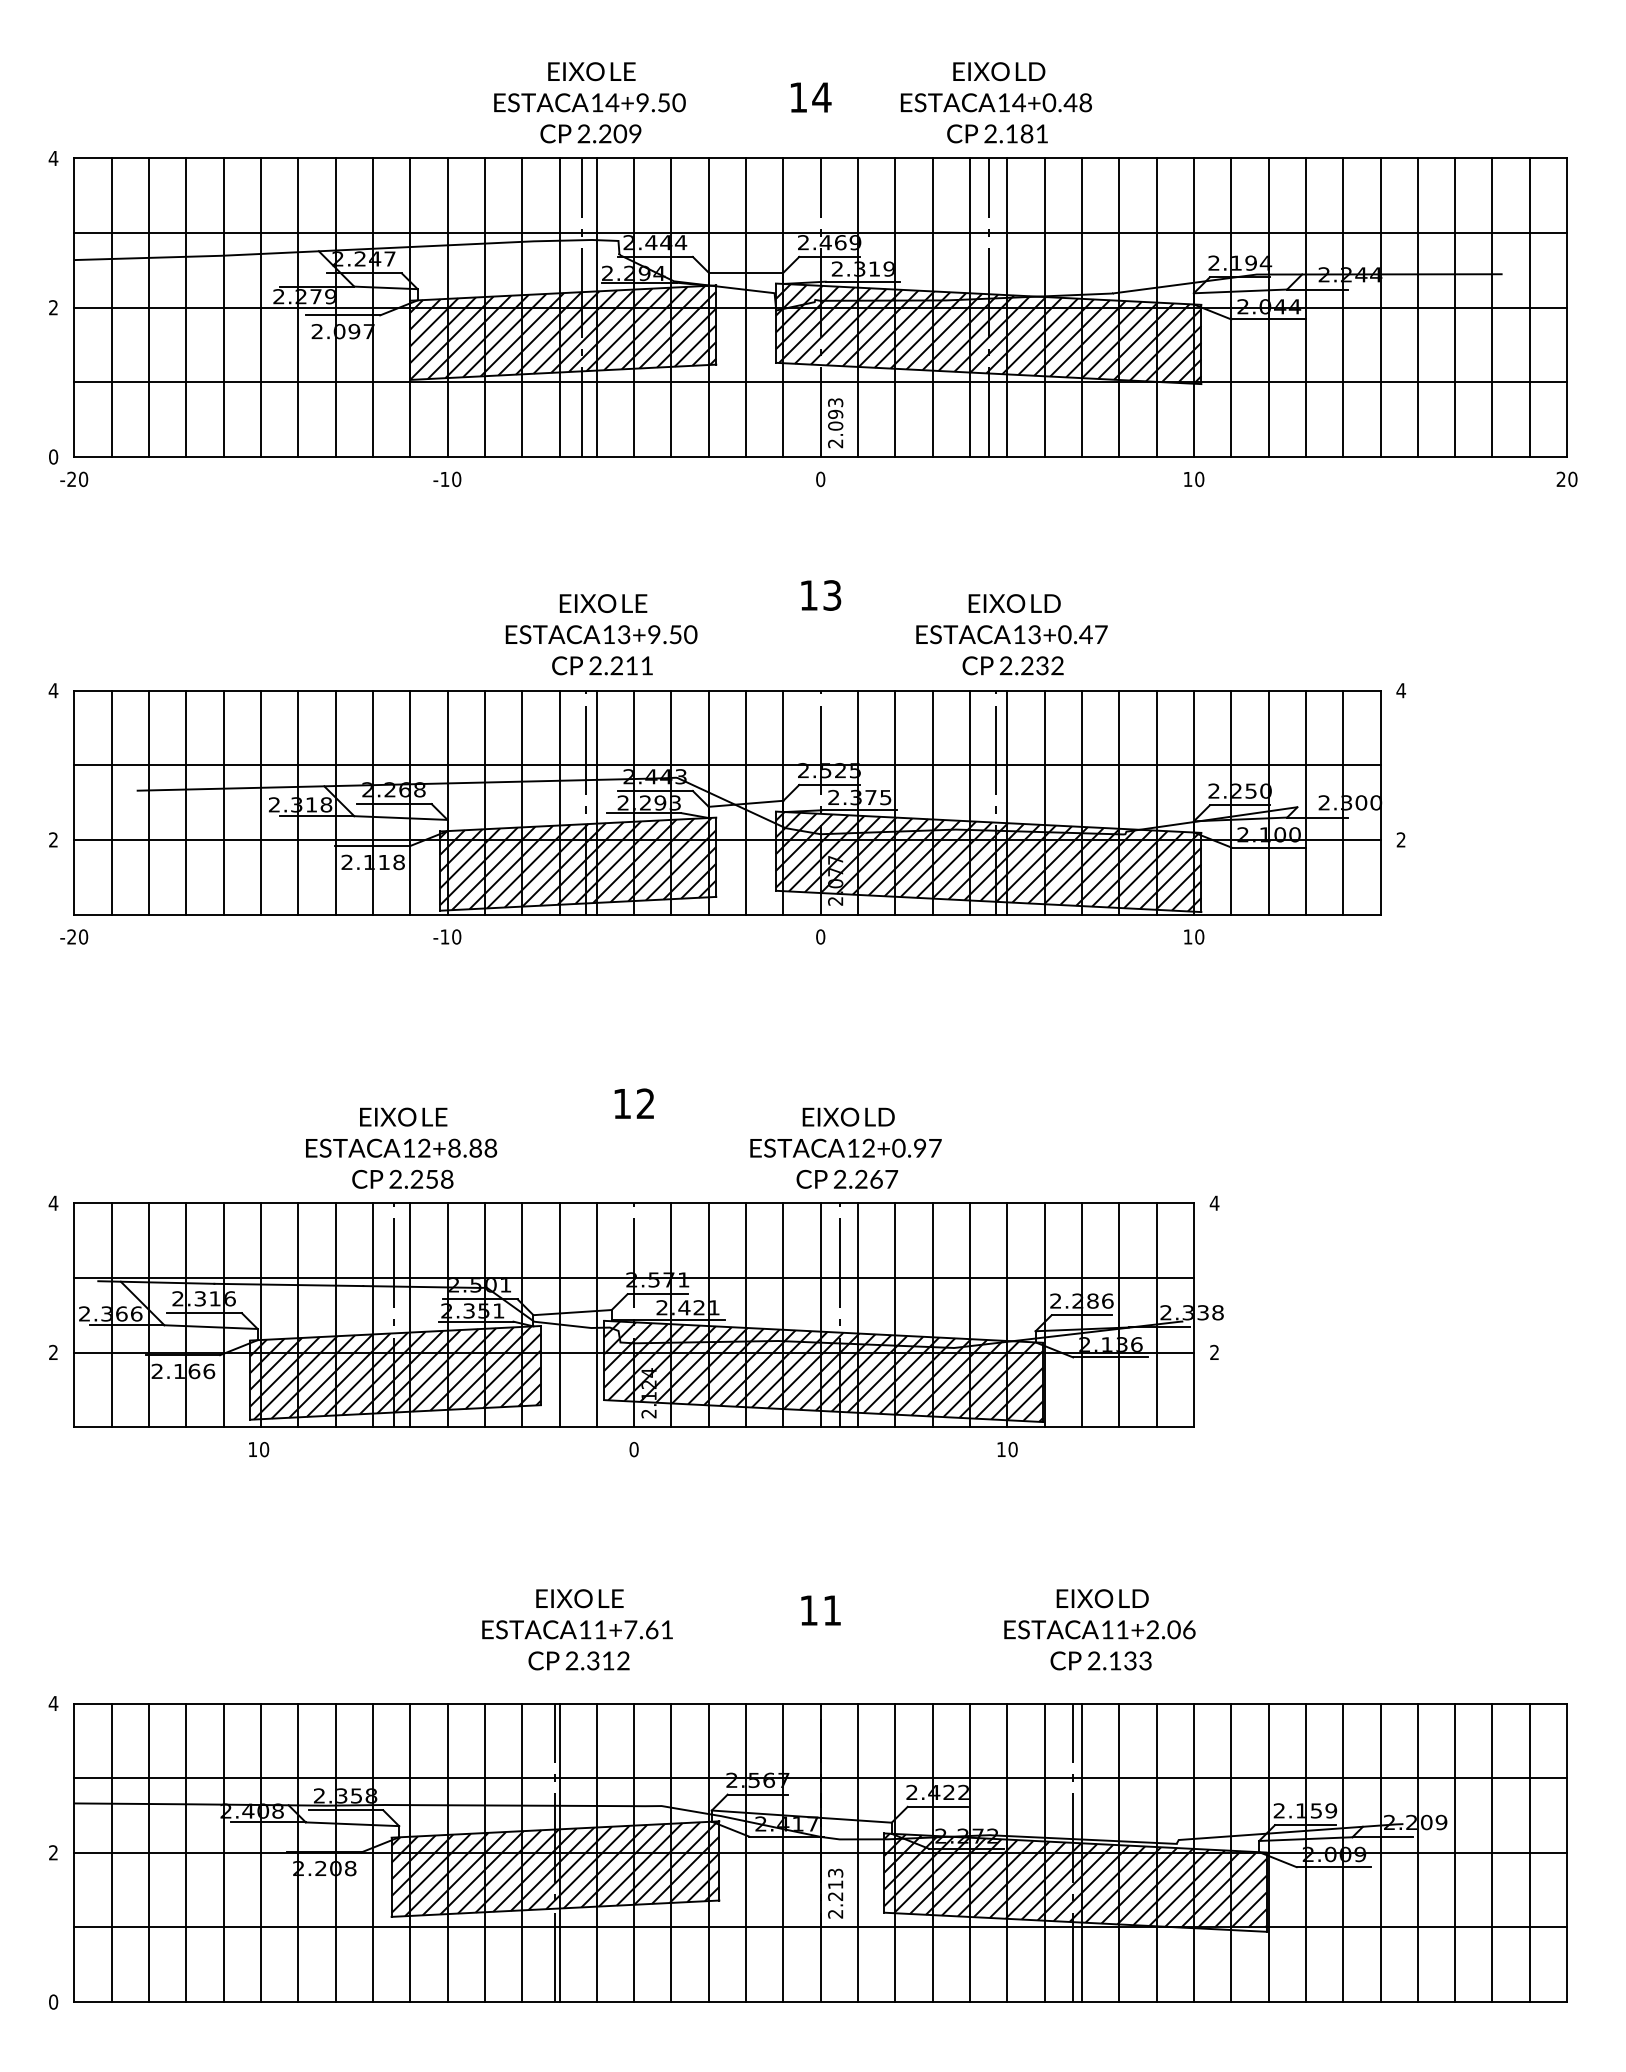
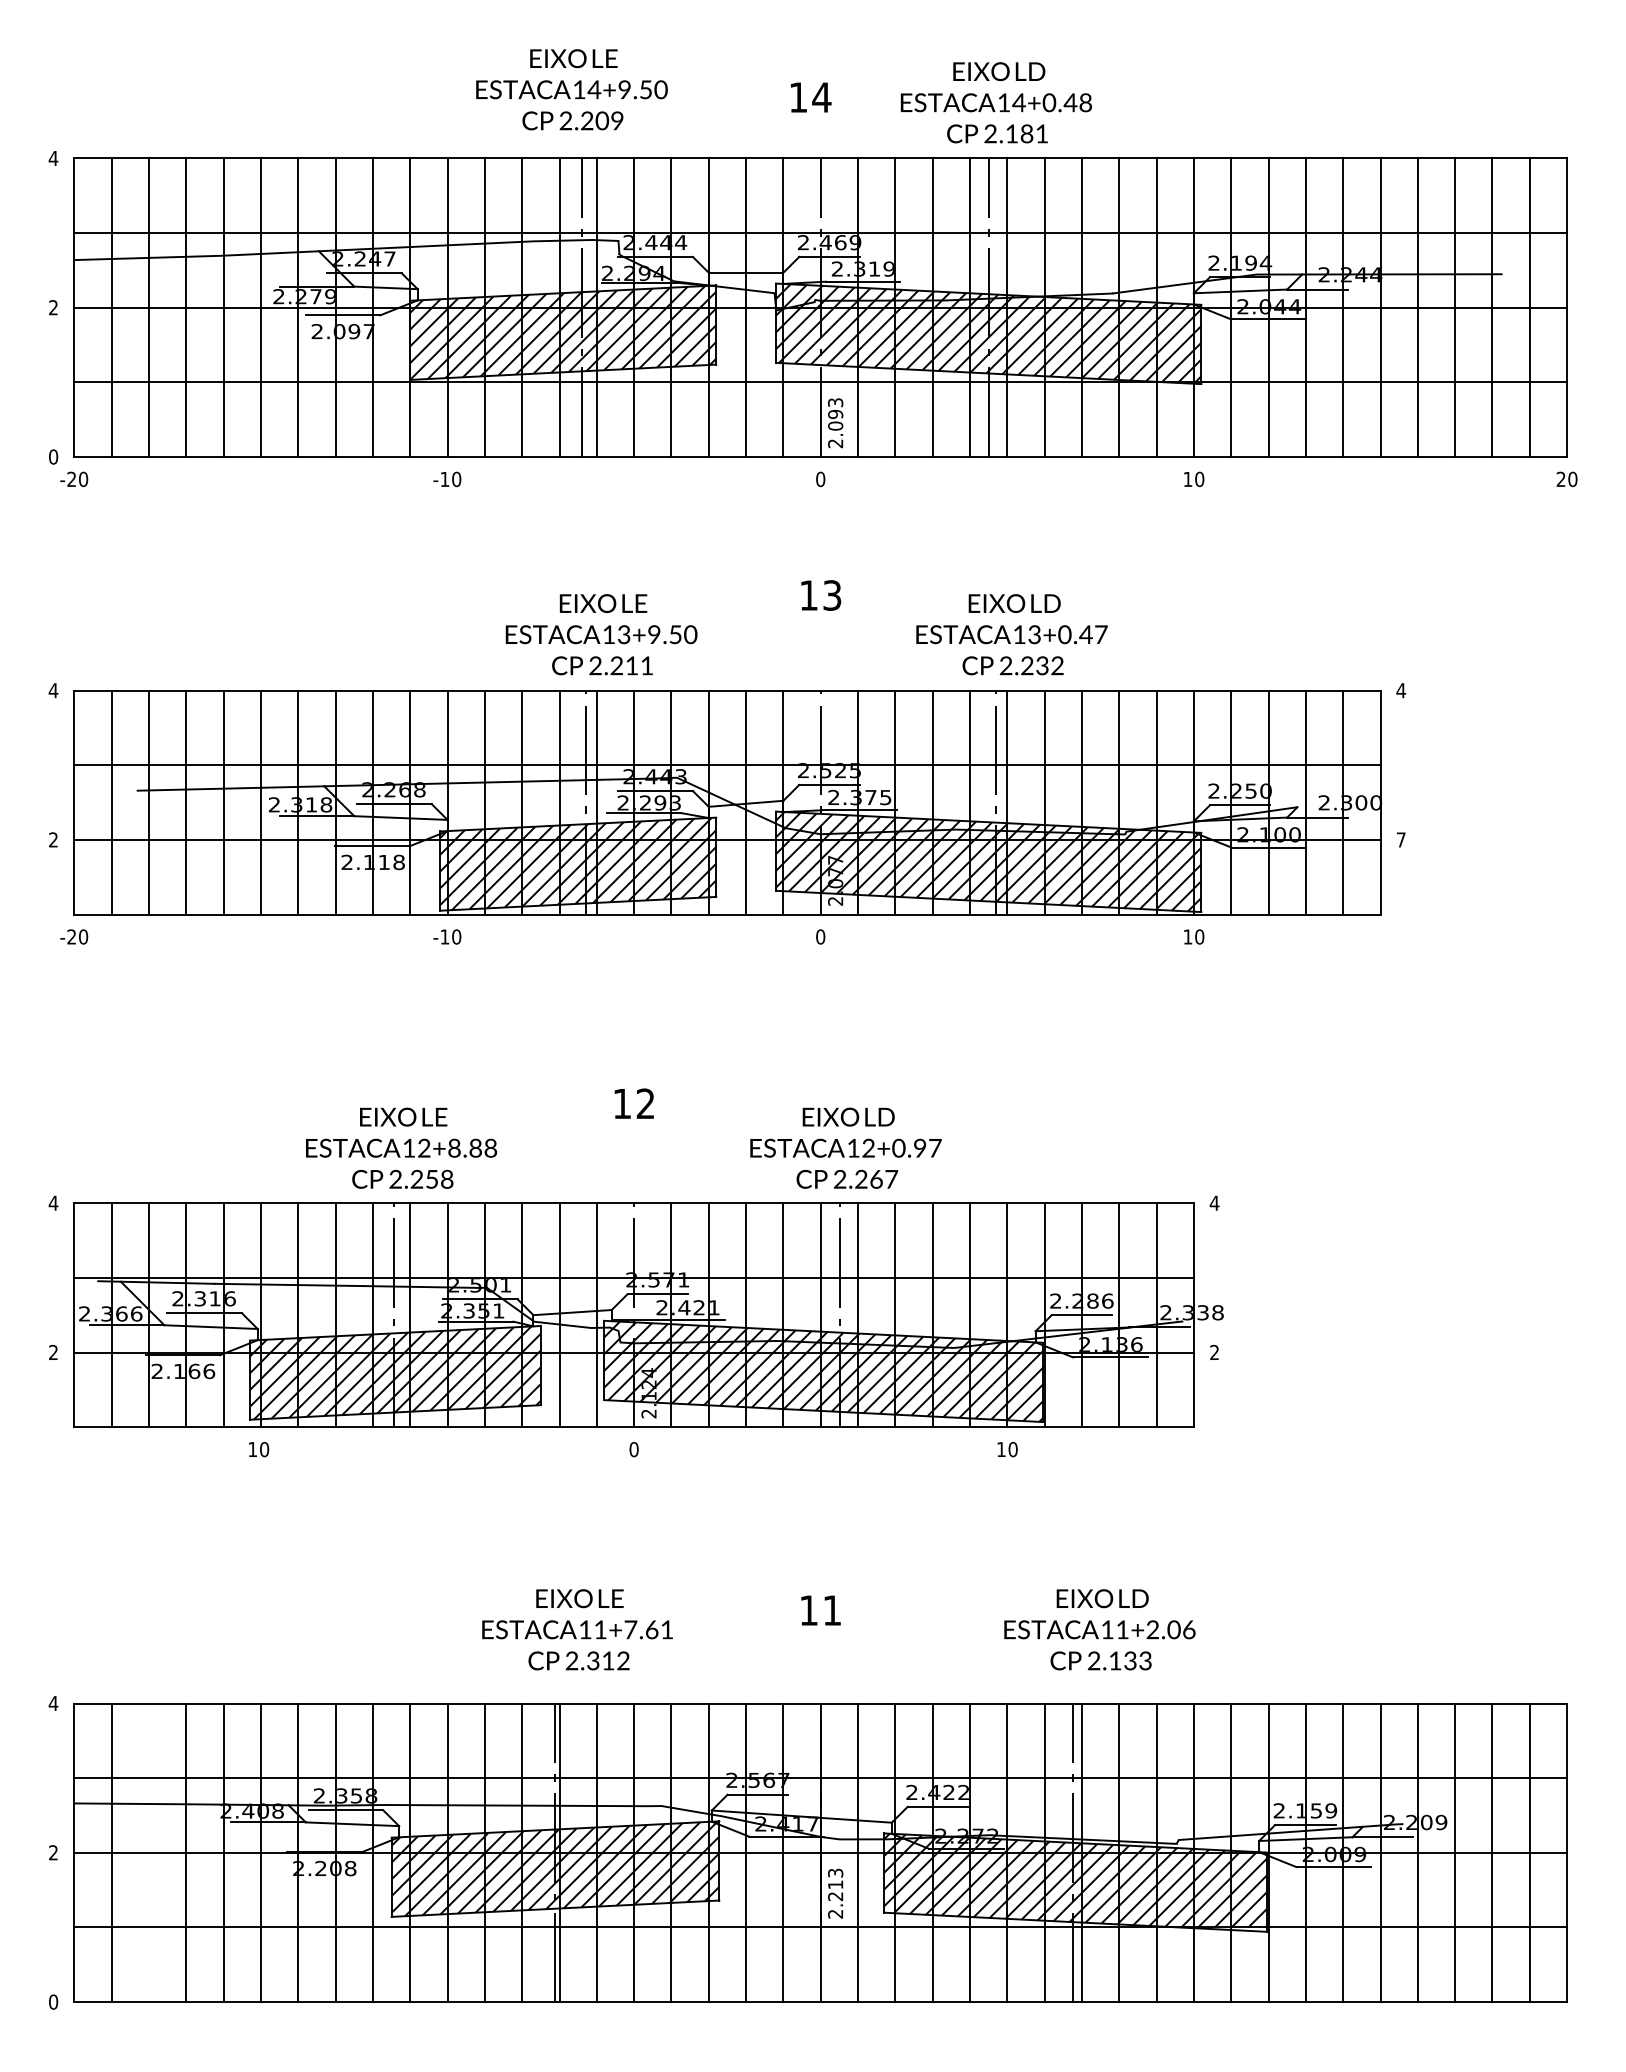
text position: (589, 102) -> (571, 89) (571, 89)
text: 2 -> 7 (1400, 839)
line: present -> none (149, 1852)
